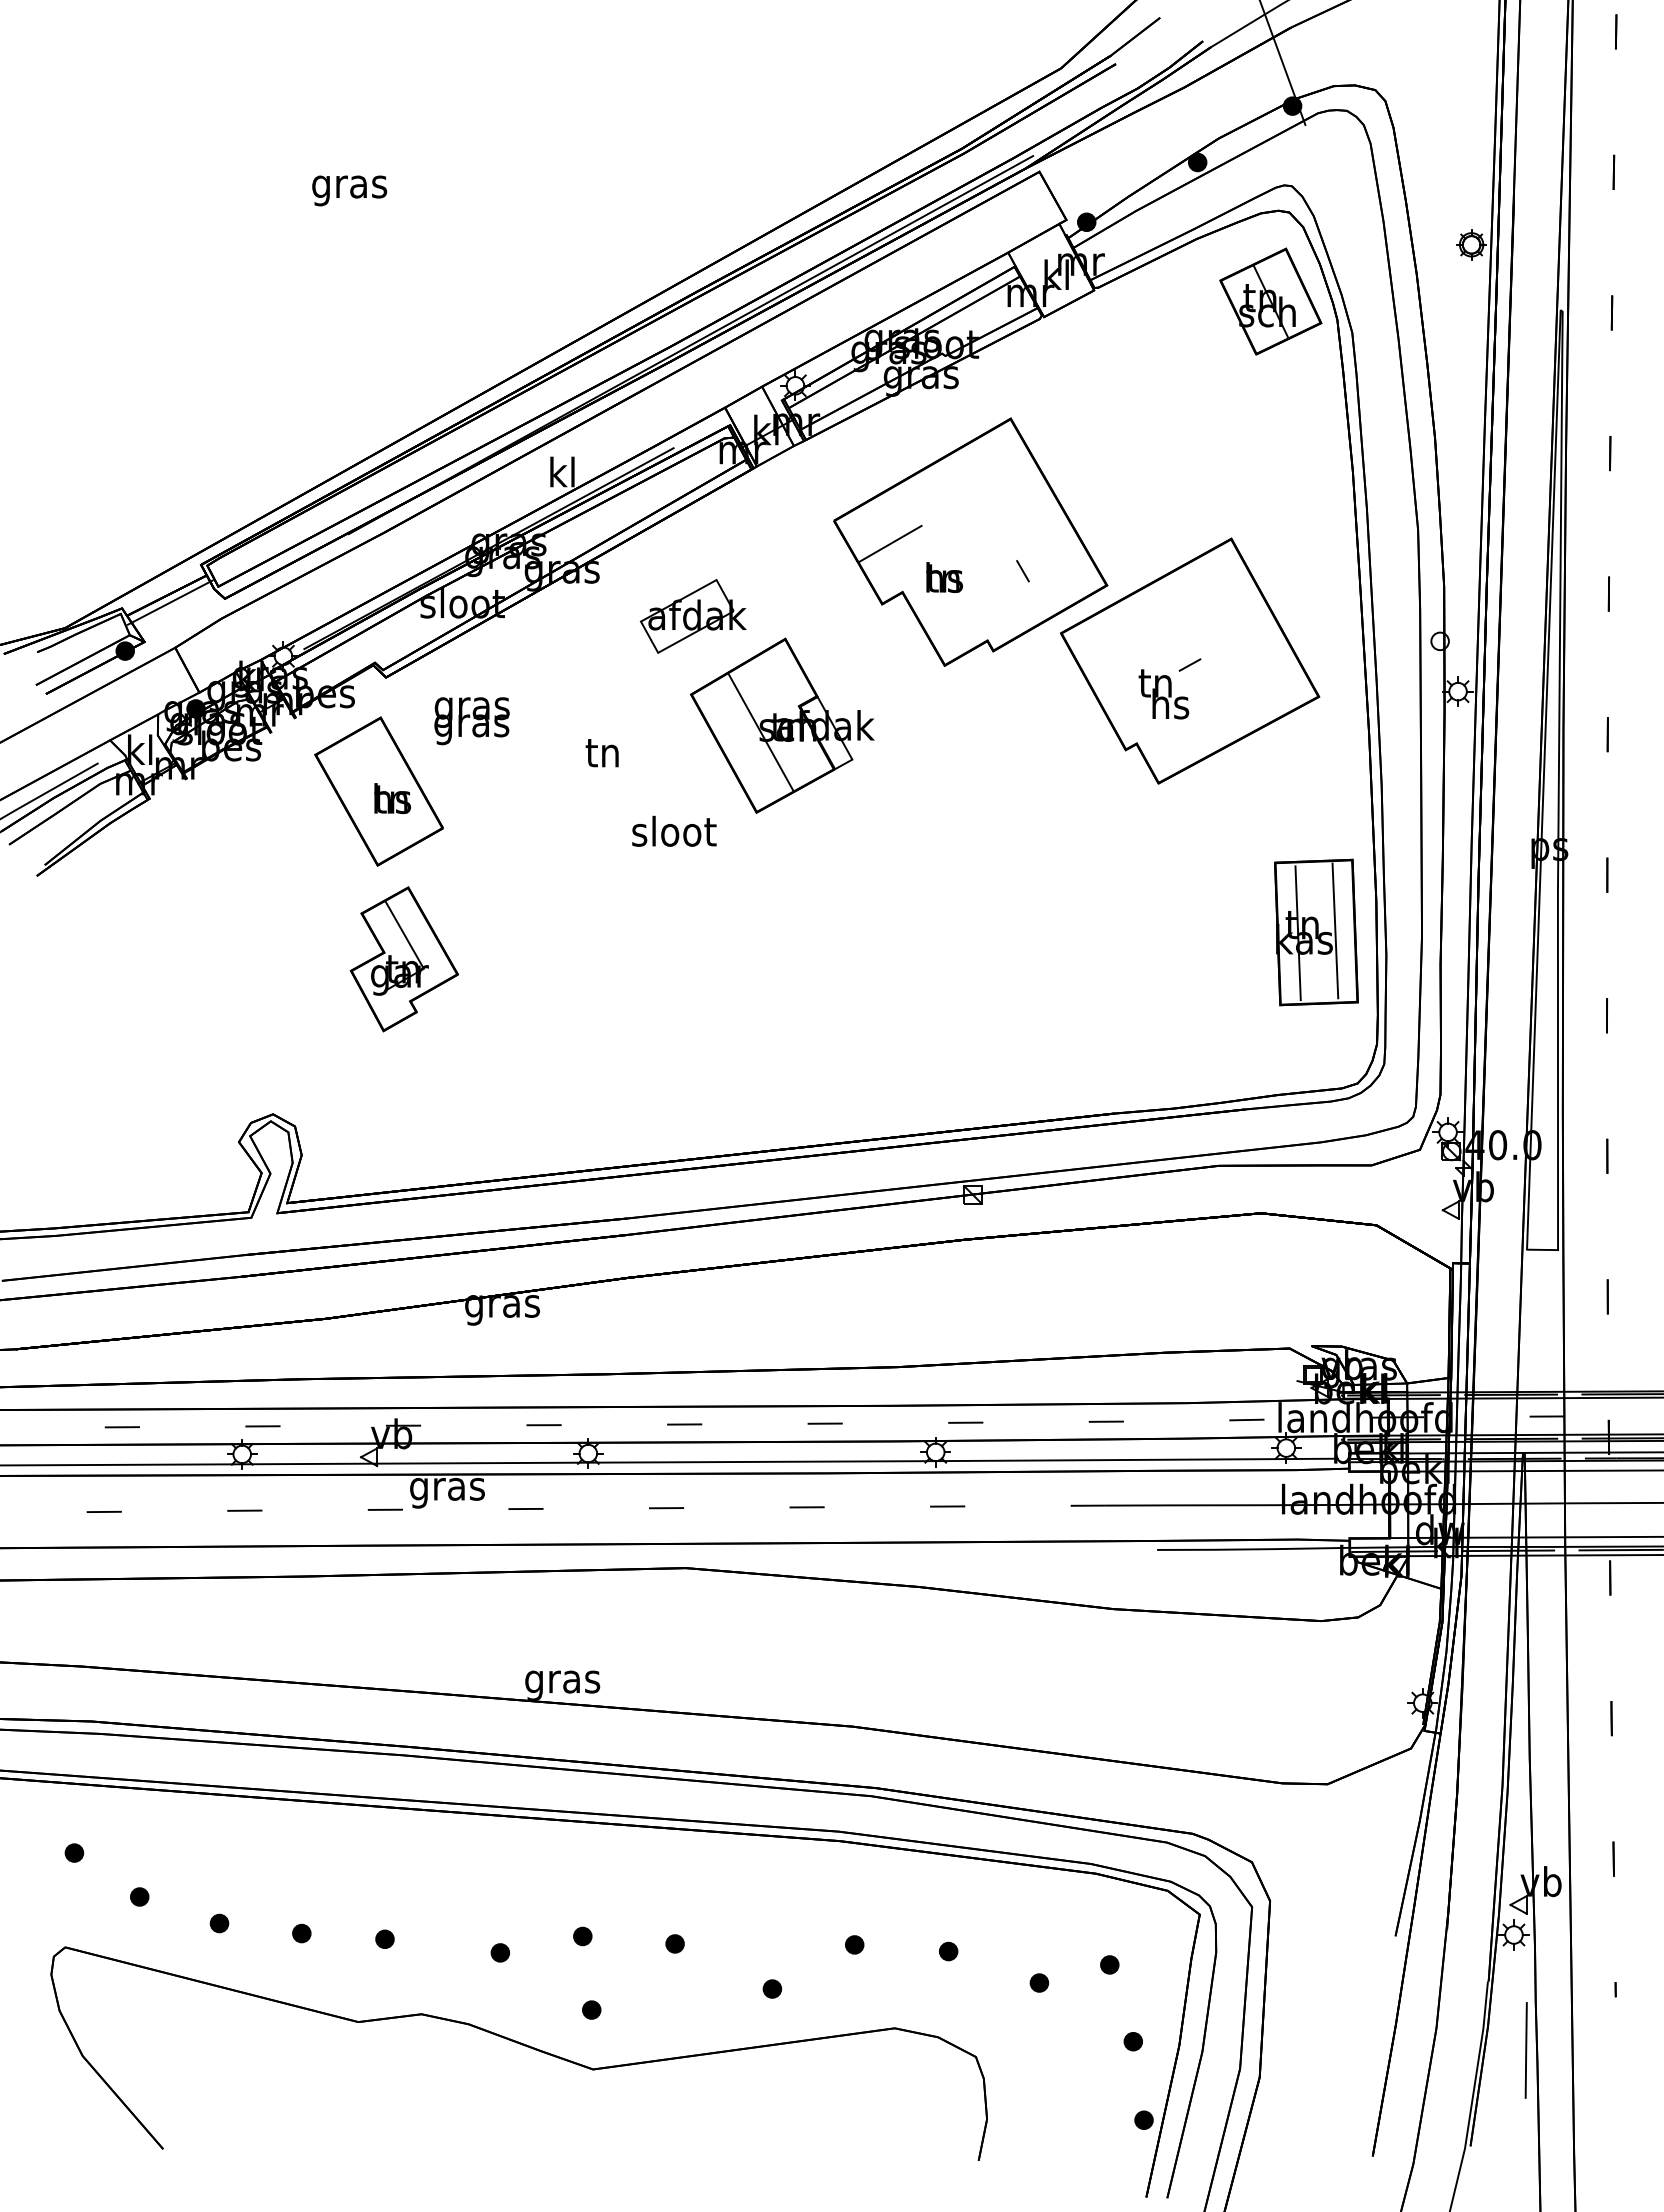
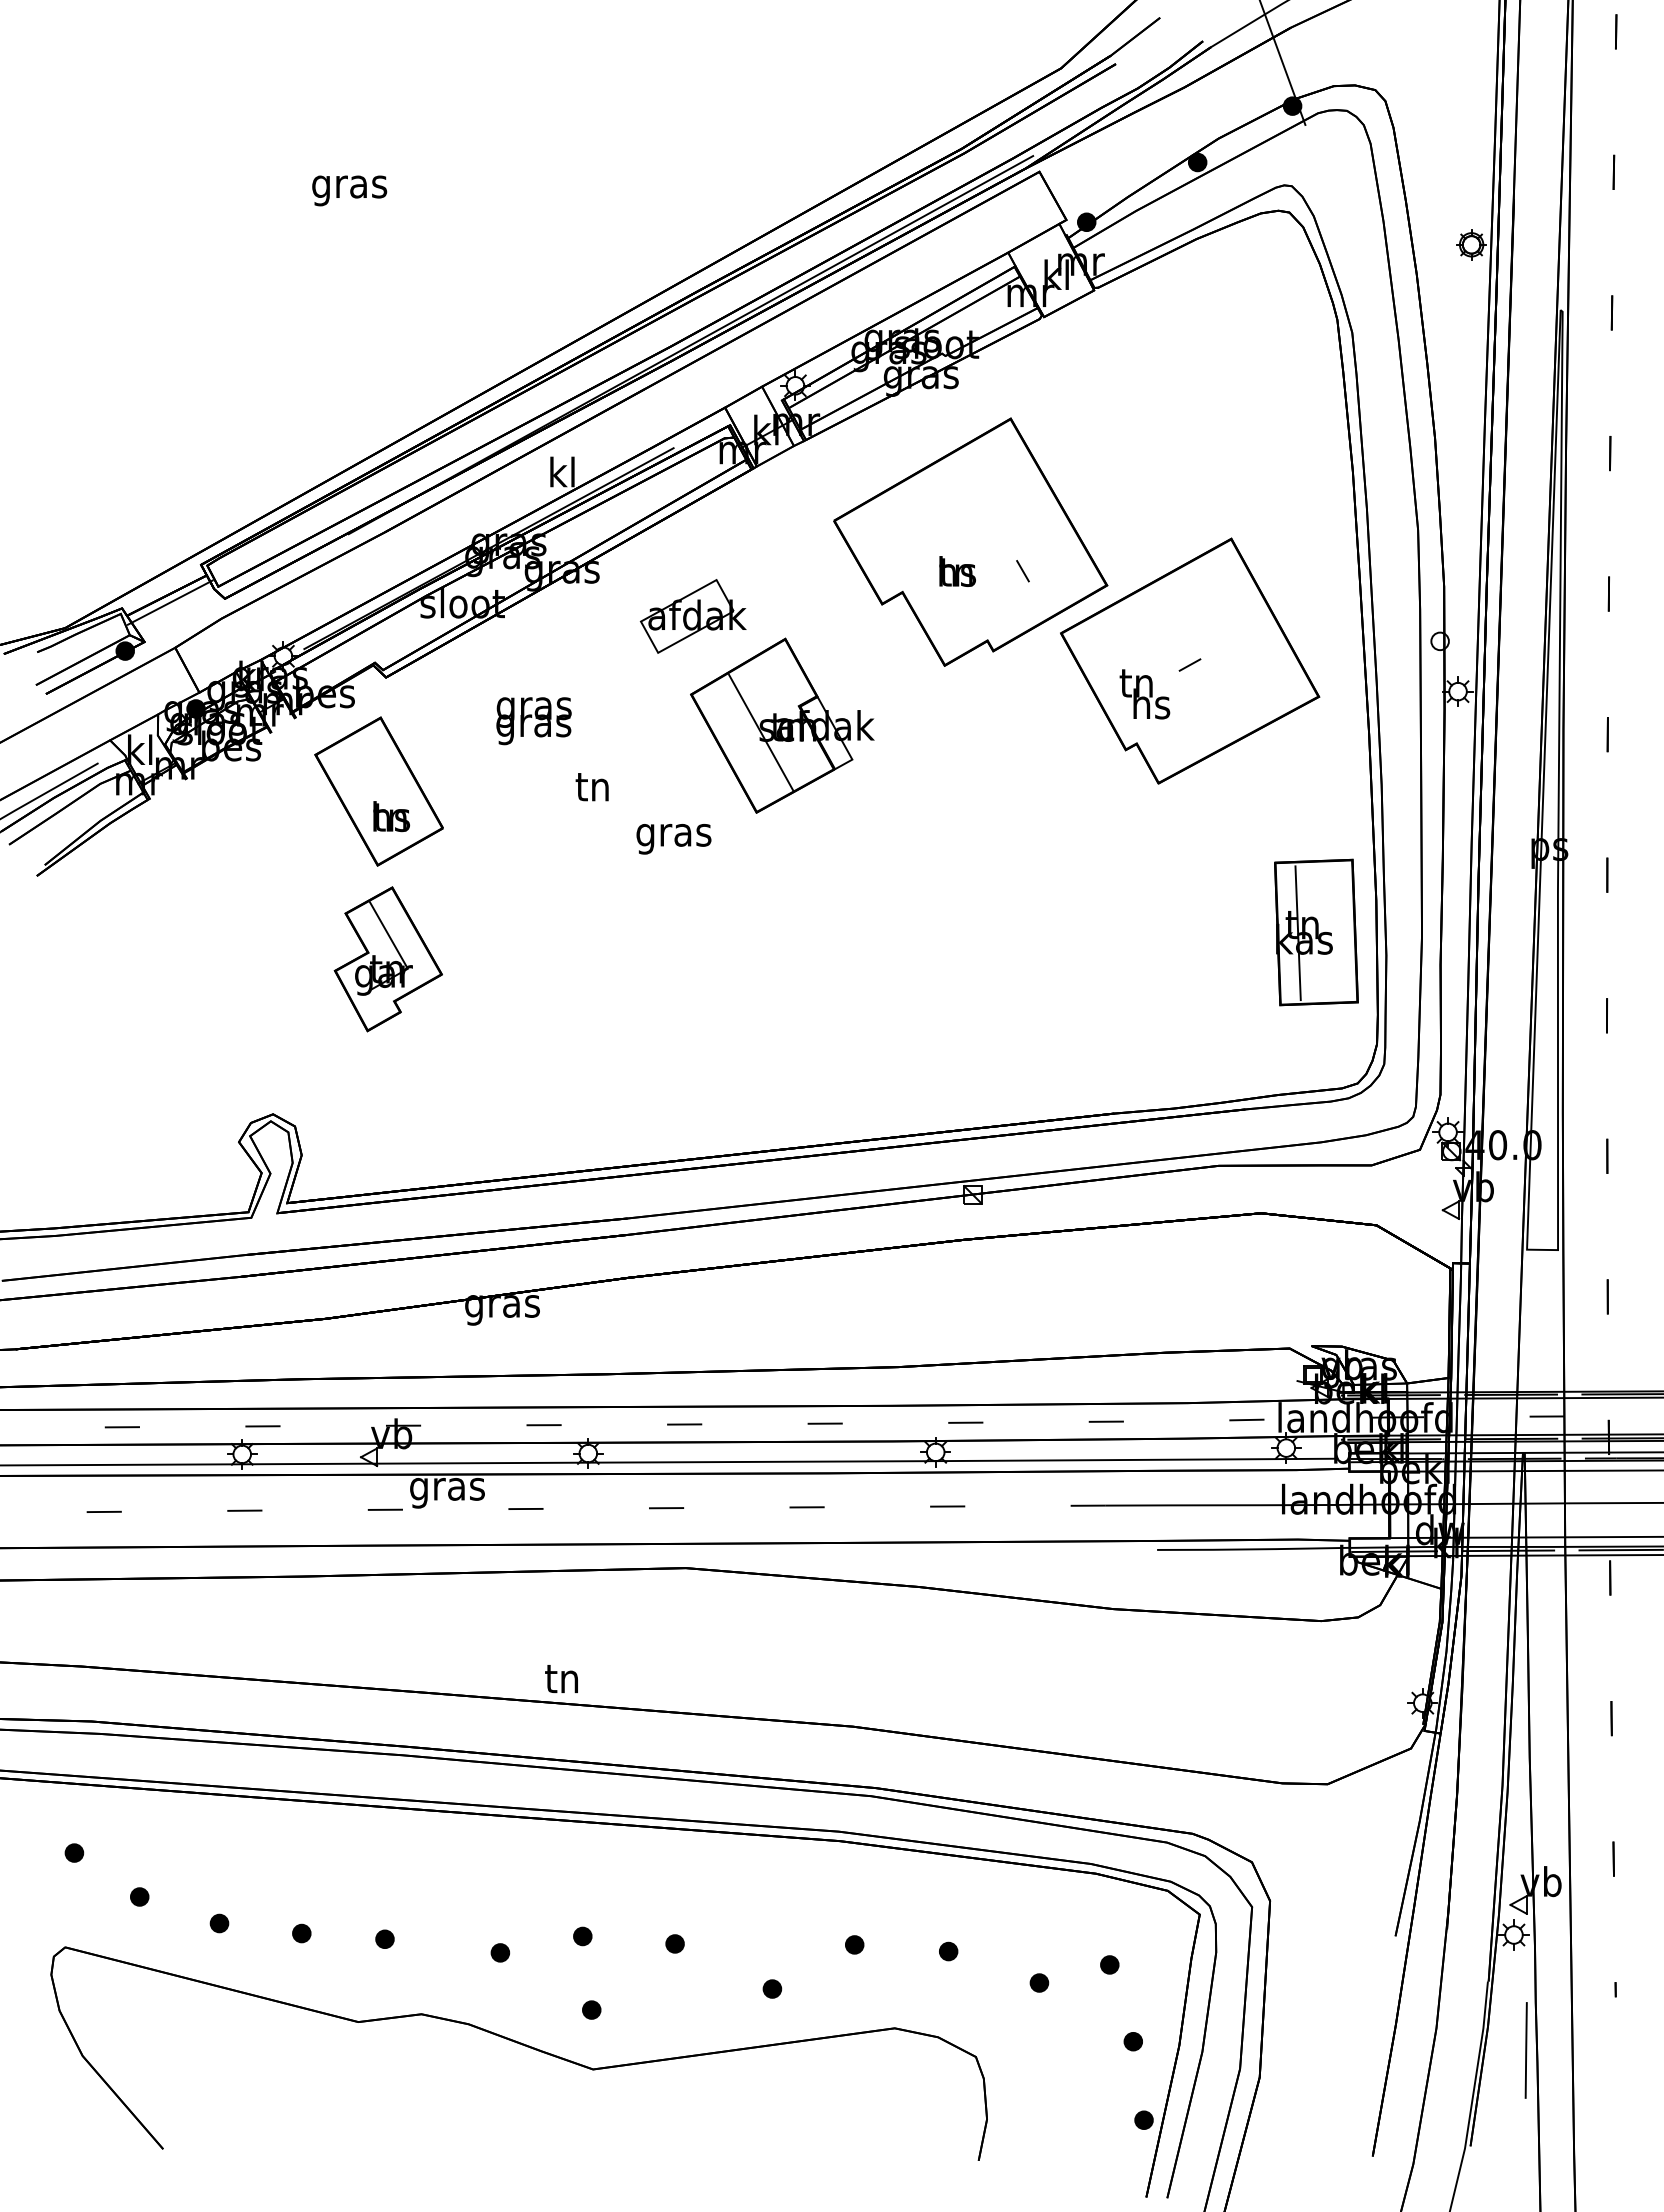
part: present -> none (1270, 301)
line: present -> none (890, 543)
text position: (944, 577) -> (957, 571) (957, 571)
text position: (1163, 694) -> (1144, 694) (1144, 694)
text position: (471, 721) -> (533, 721) (533, 721)
text position: (601, 753) -> (591, 787) (591, 787)
text position: (392, 798) -> (391, 816) (391, 816)
text: sloot -> gras (674, 834)
line: present -> none (1335, 930)
part position: (403, 959) -> (387, 959) (387, 959)
text: gras -> tn (562, 1682)
